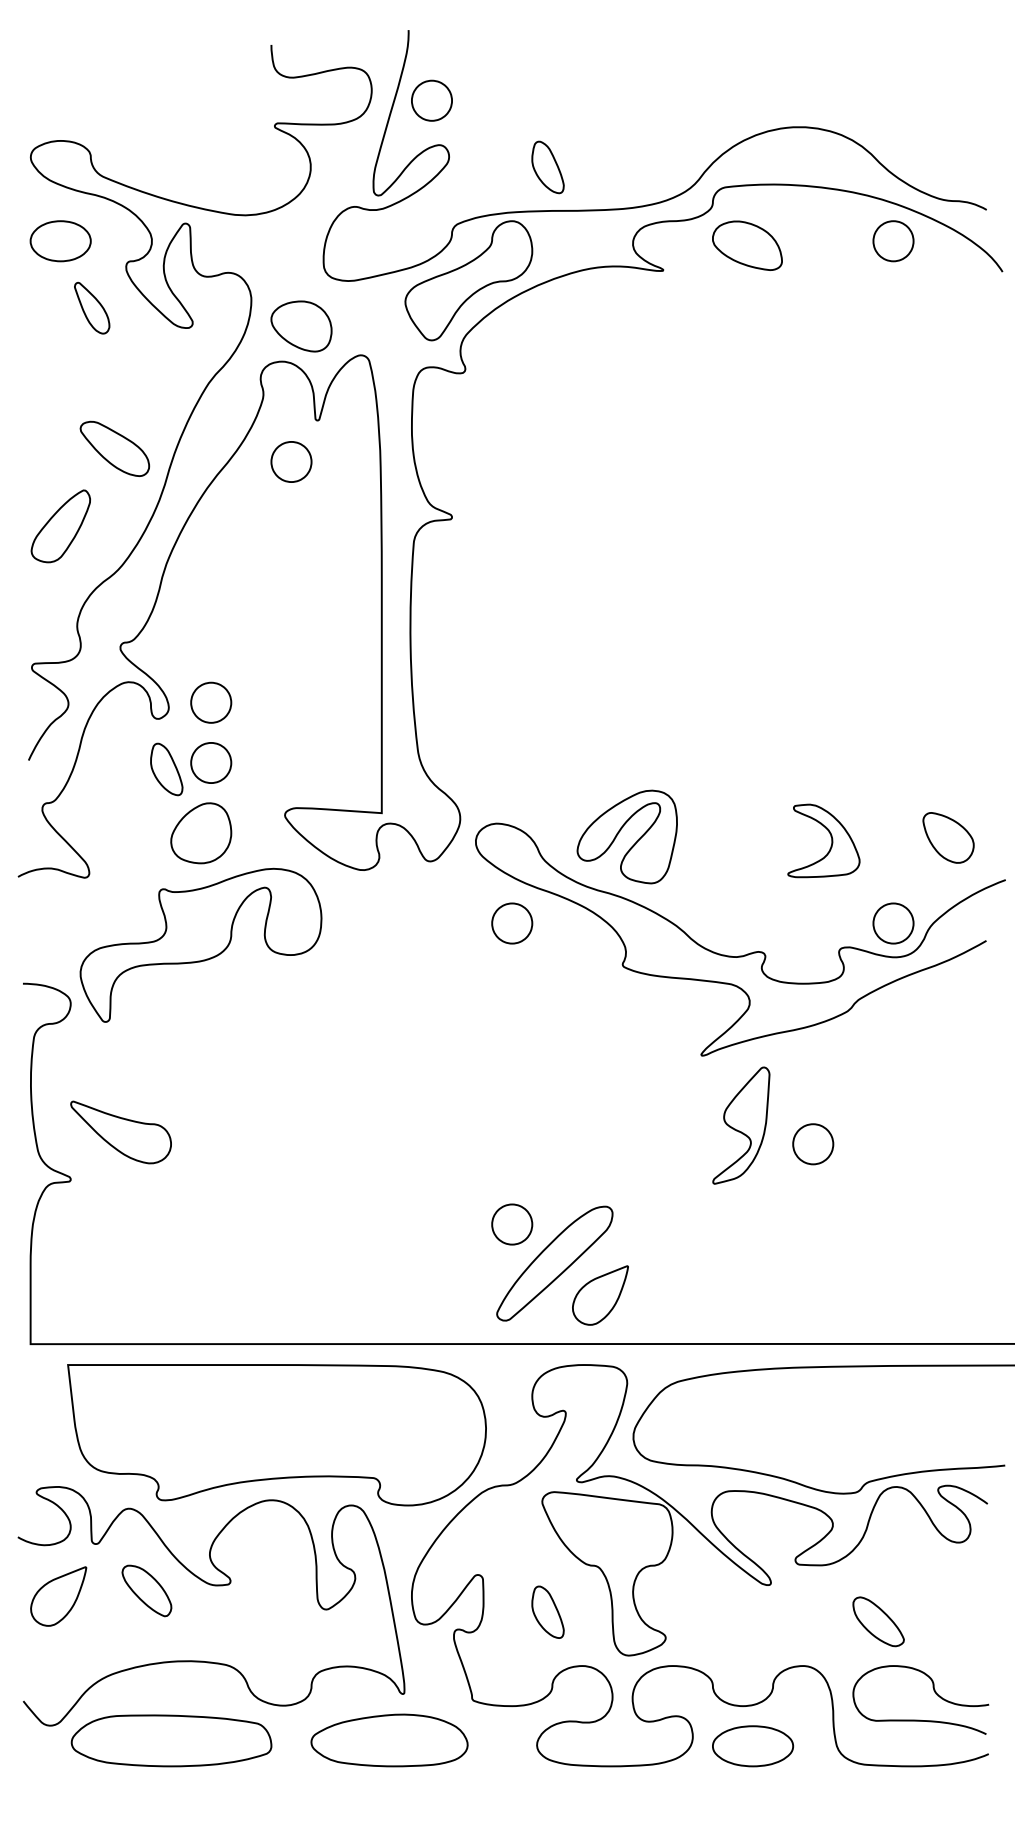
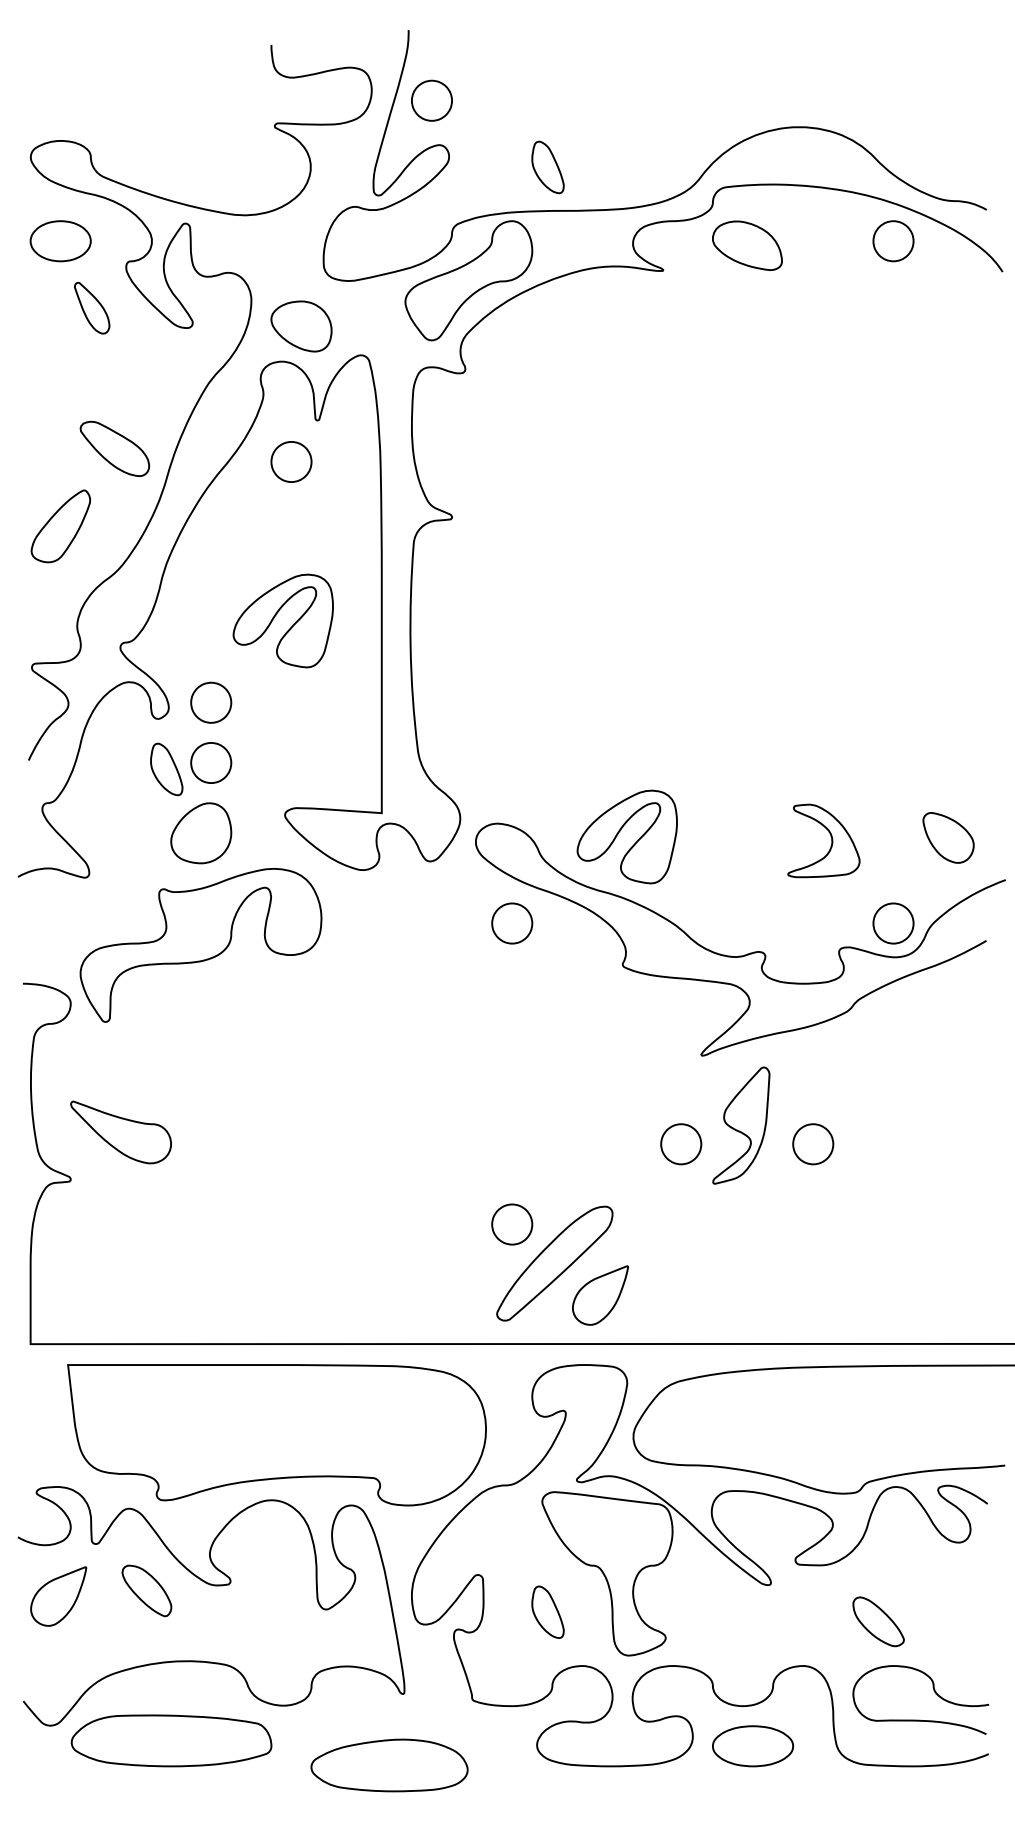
part: none -> present (276, 615)
part: none -> present (681, 1144)
part position: (389, 1740) -> (389, 1765) (389, 1765)
